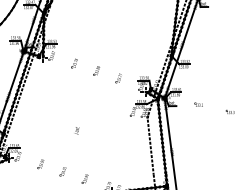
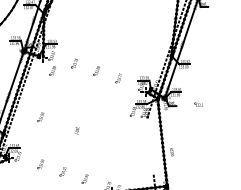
part: none -> present (52, 70)
part: present -> none (229, 111)
part: none -> present (40, 117)
line: present -> none (170, 143)
line: present -> none (150, 146)
